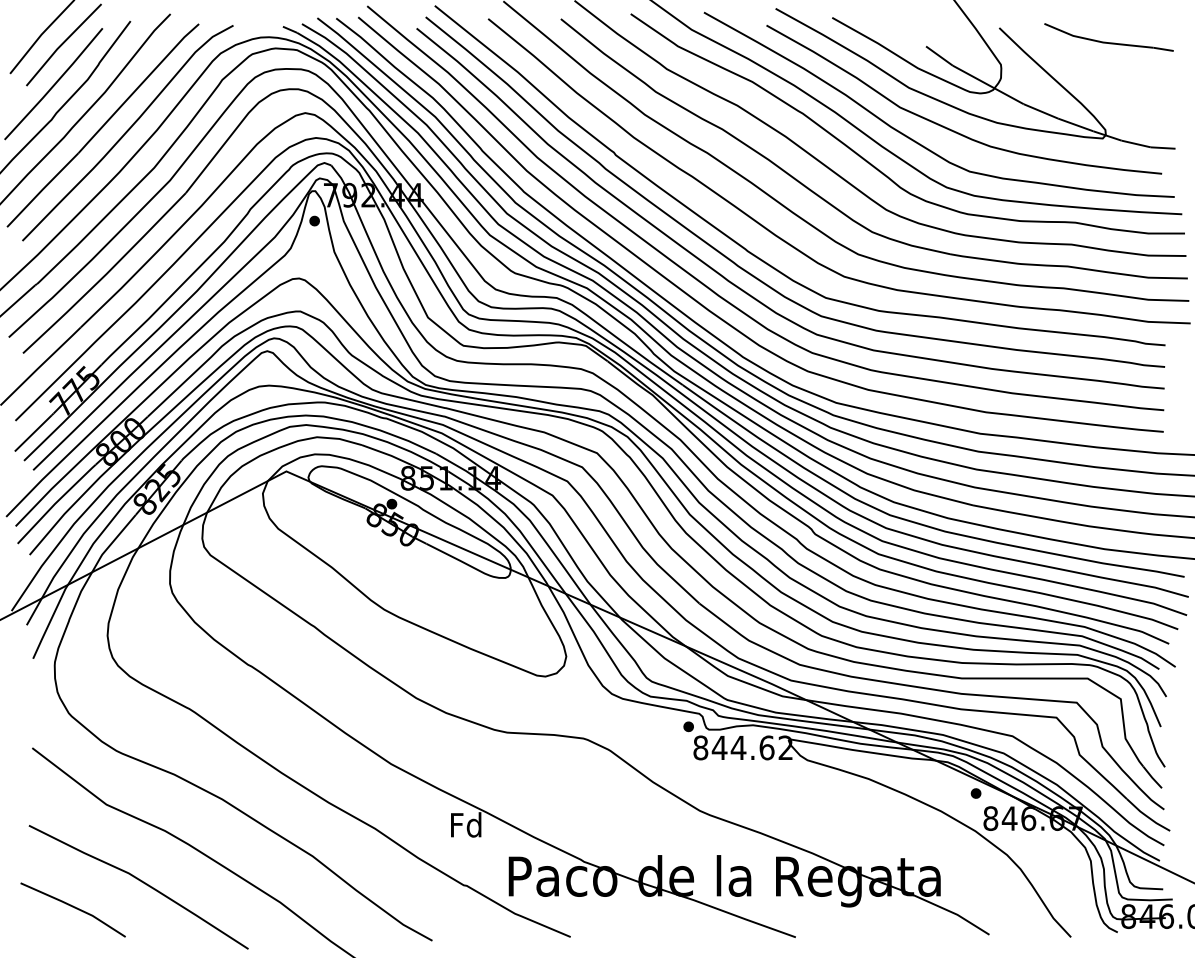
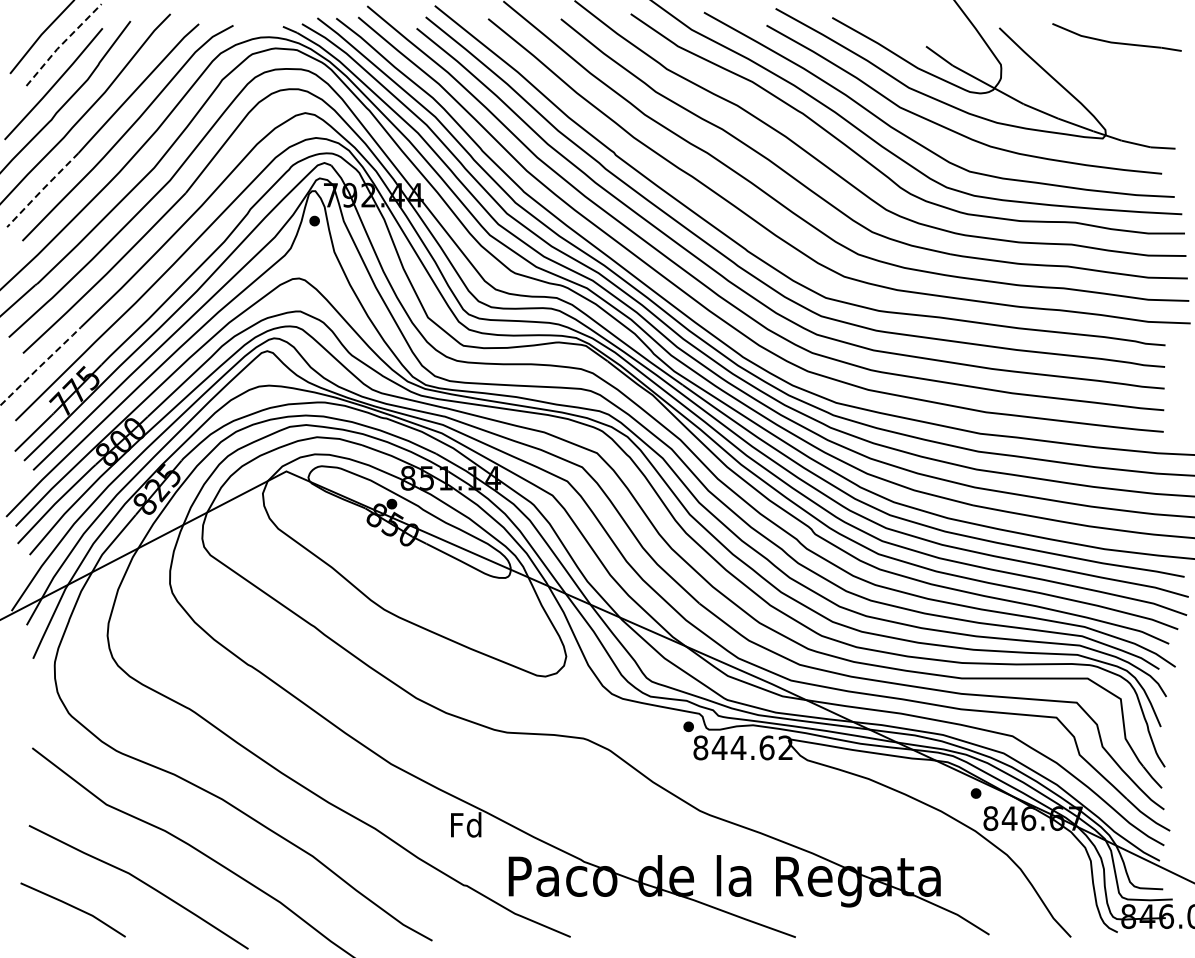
part position: (1108, 37) -> (1116, 37) (1116, 37)
line: solid -> dashed (62, 44)
line: solid -> dashed (42, 189)
line: solid -> dashed (40, 365)
